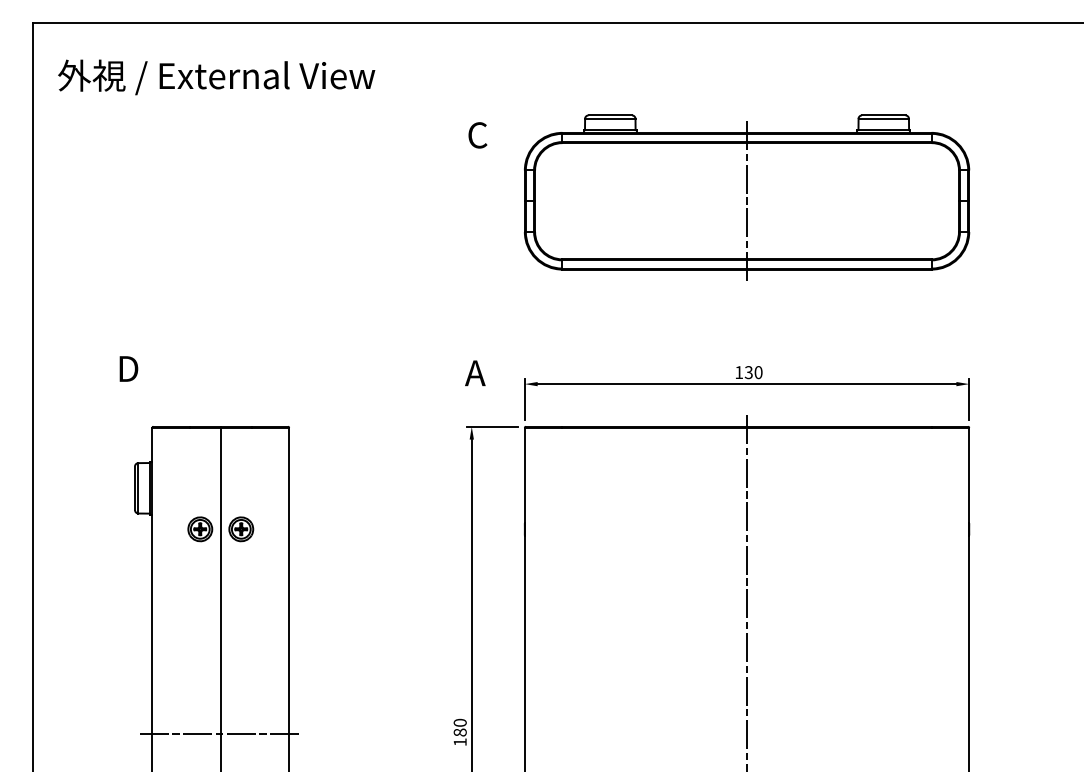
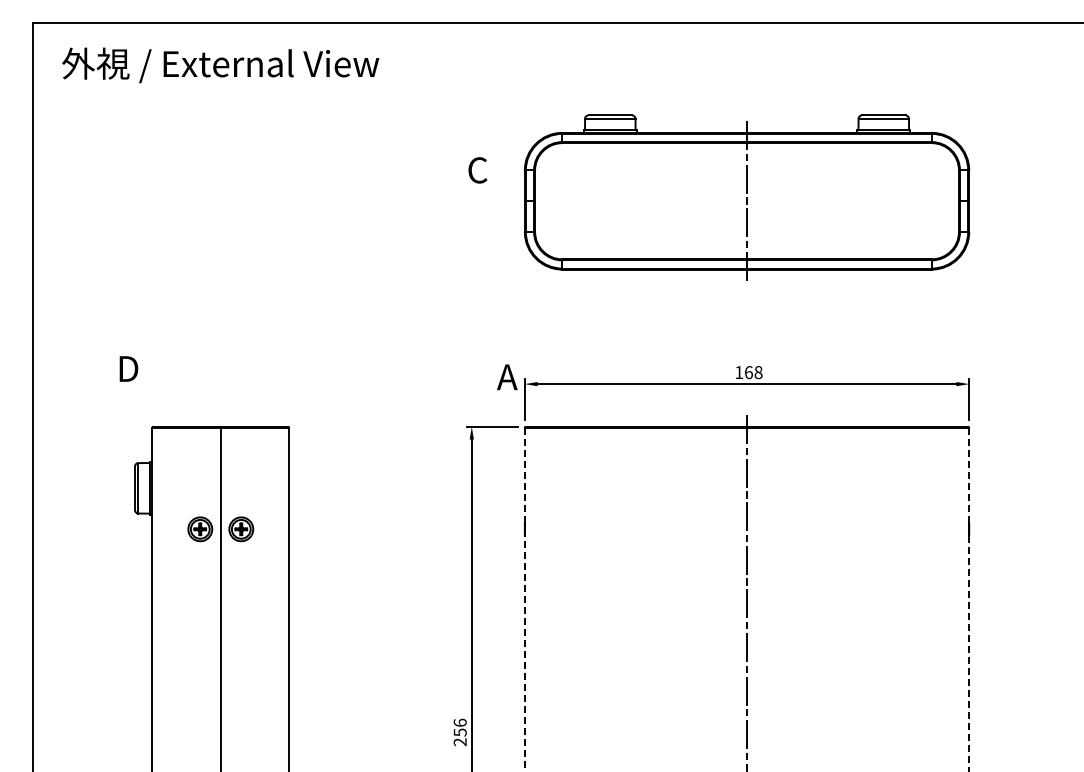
text position: (216, 77) -> (220, 65) (220, 65)
text position: (477, 135) -> (477, 170) (477, 170)
text: 130 -> 168 (753, 372)
text position: (475, 373) -> (507, 377) (507, 377)
line: solid -> dashed (524, 475)
line: solid -> dashed (969, 475)
line: solid -> dashed (524, 653)
line: solid -> dashed (969, 653)
text: 180 -> 256 (459, 732)
line: present -> none (220, 734)
